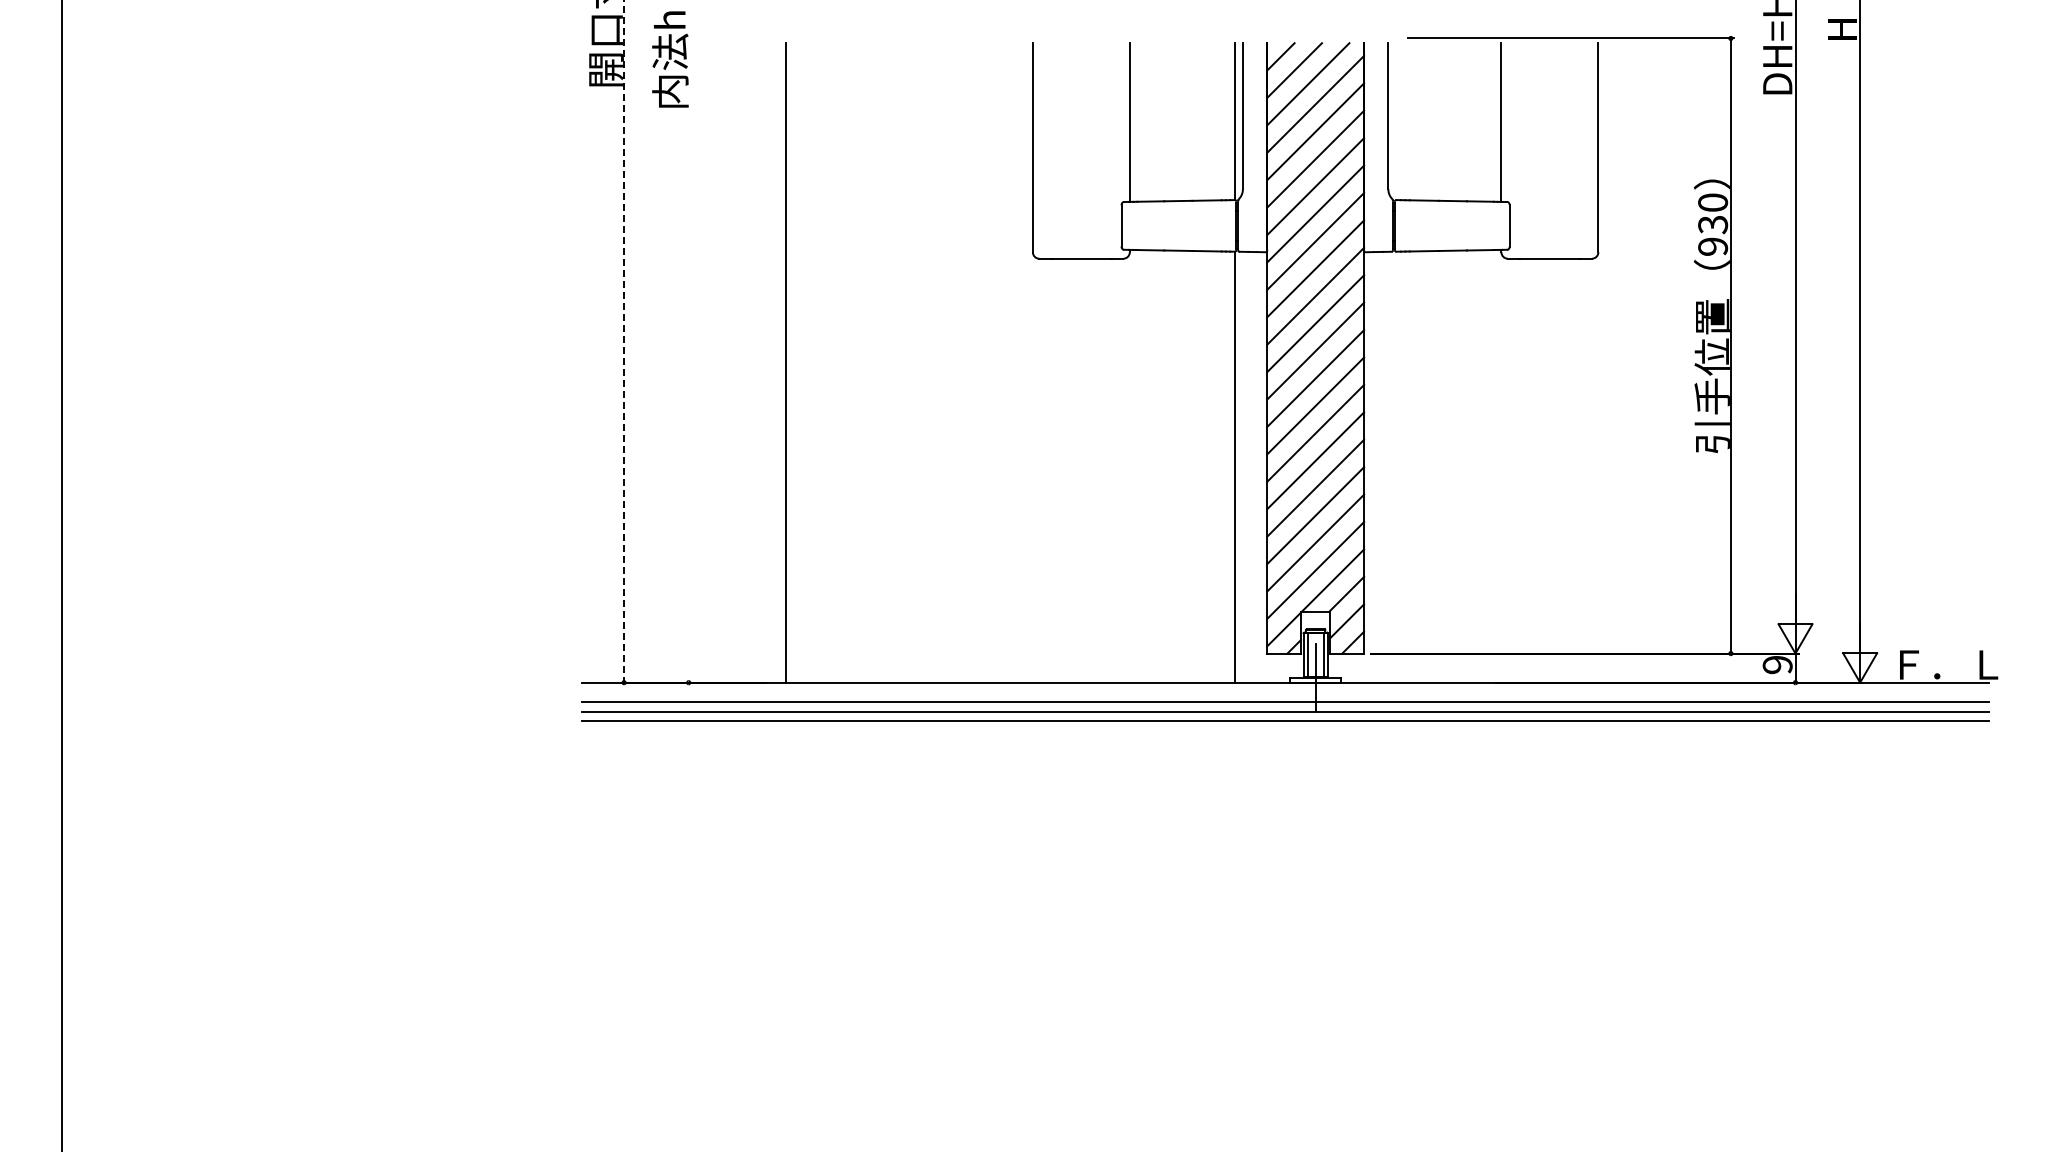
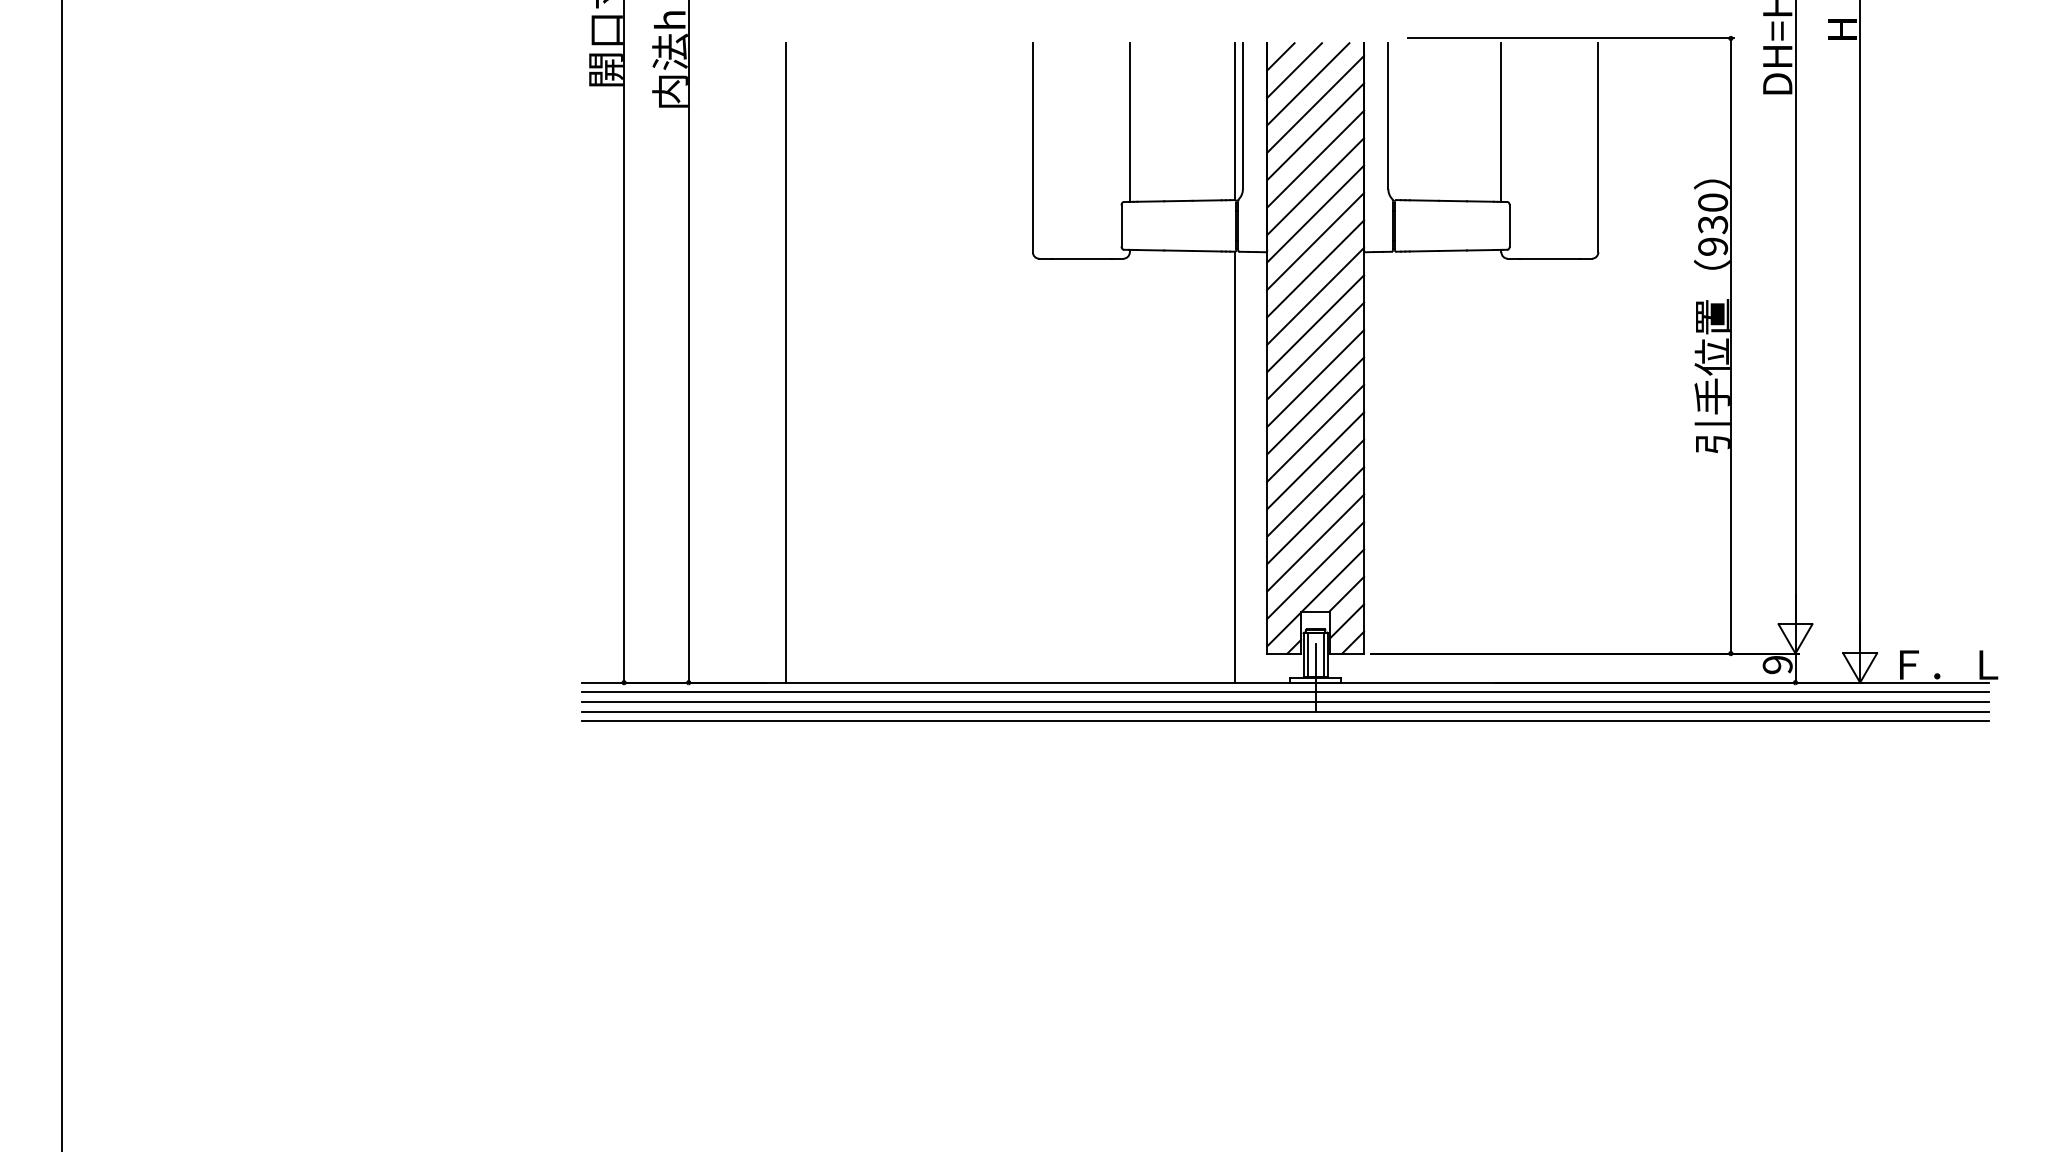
line: dashed -> solid (624, 341)
line: none -> present (688, 342)
line: none -> present (1285, 692)
